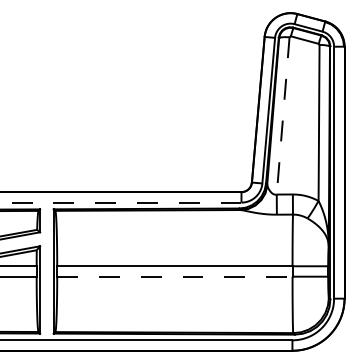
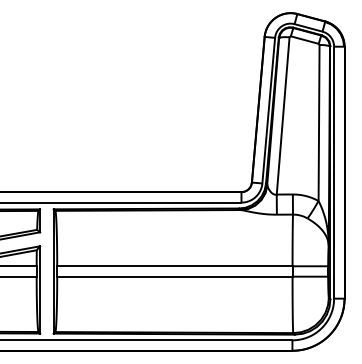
line: dashed -> solid (283, 115)
line: dashed -> solid (120, 202)
line: dashed -> solid (174, 276)
